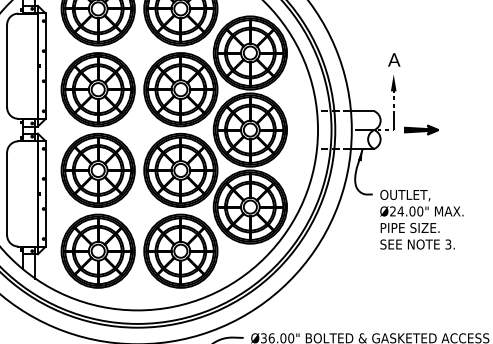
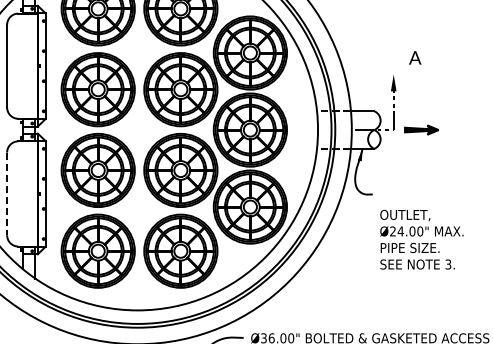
text position: (394, 59) -> (415, 57) (415, 57)
line: solid -> dashed (7, 194)
text position: (421, 219) -> (421, 239) (421, 239)
